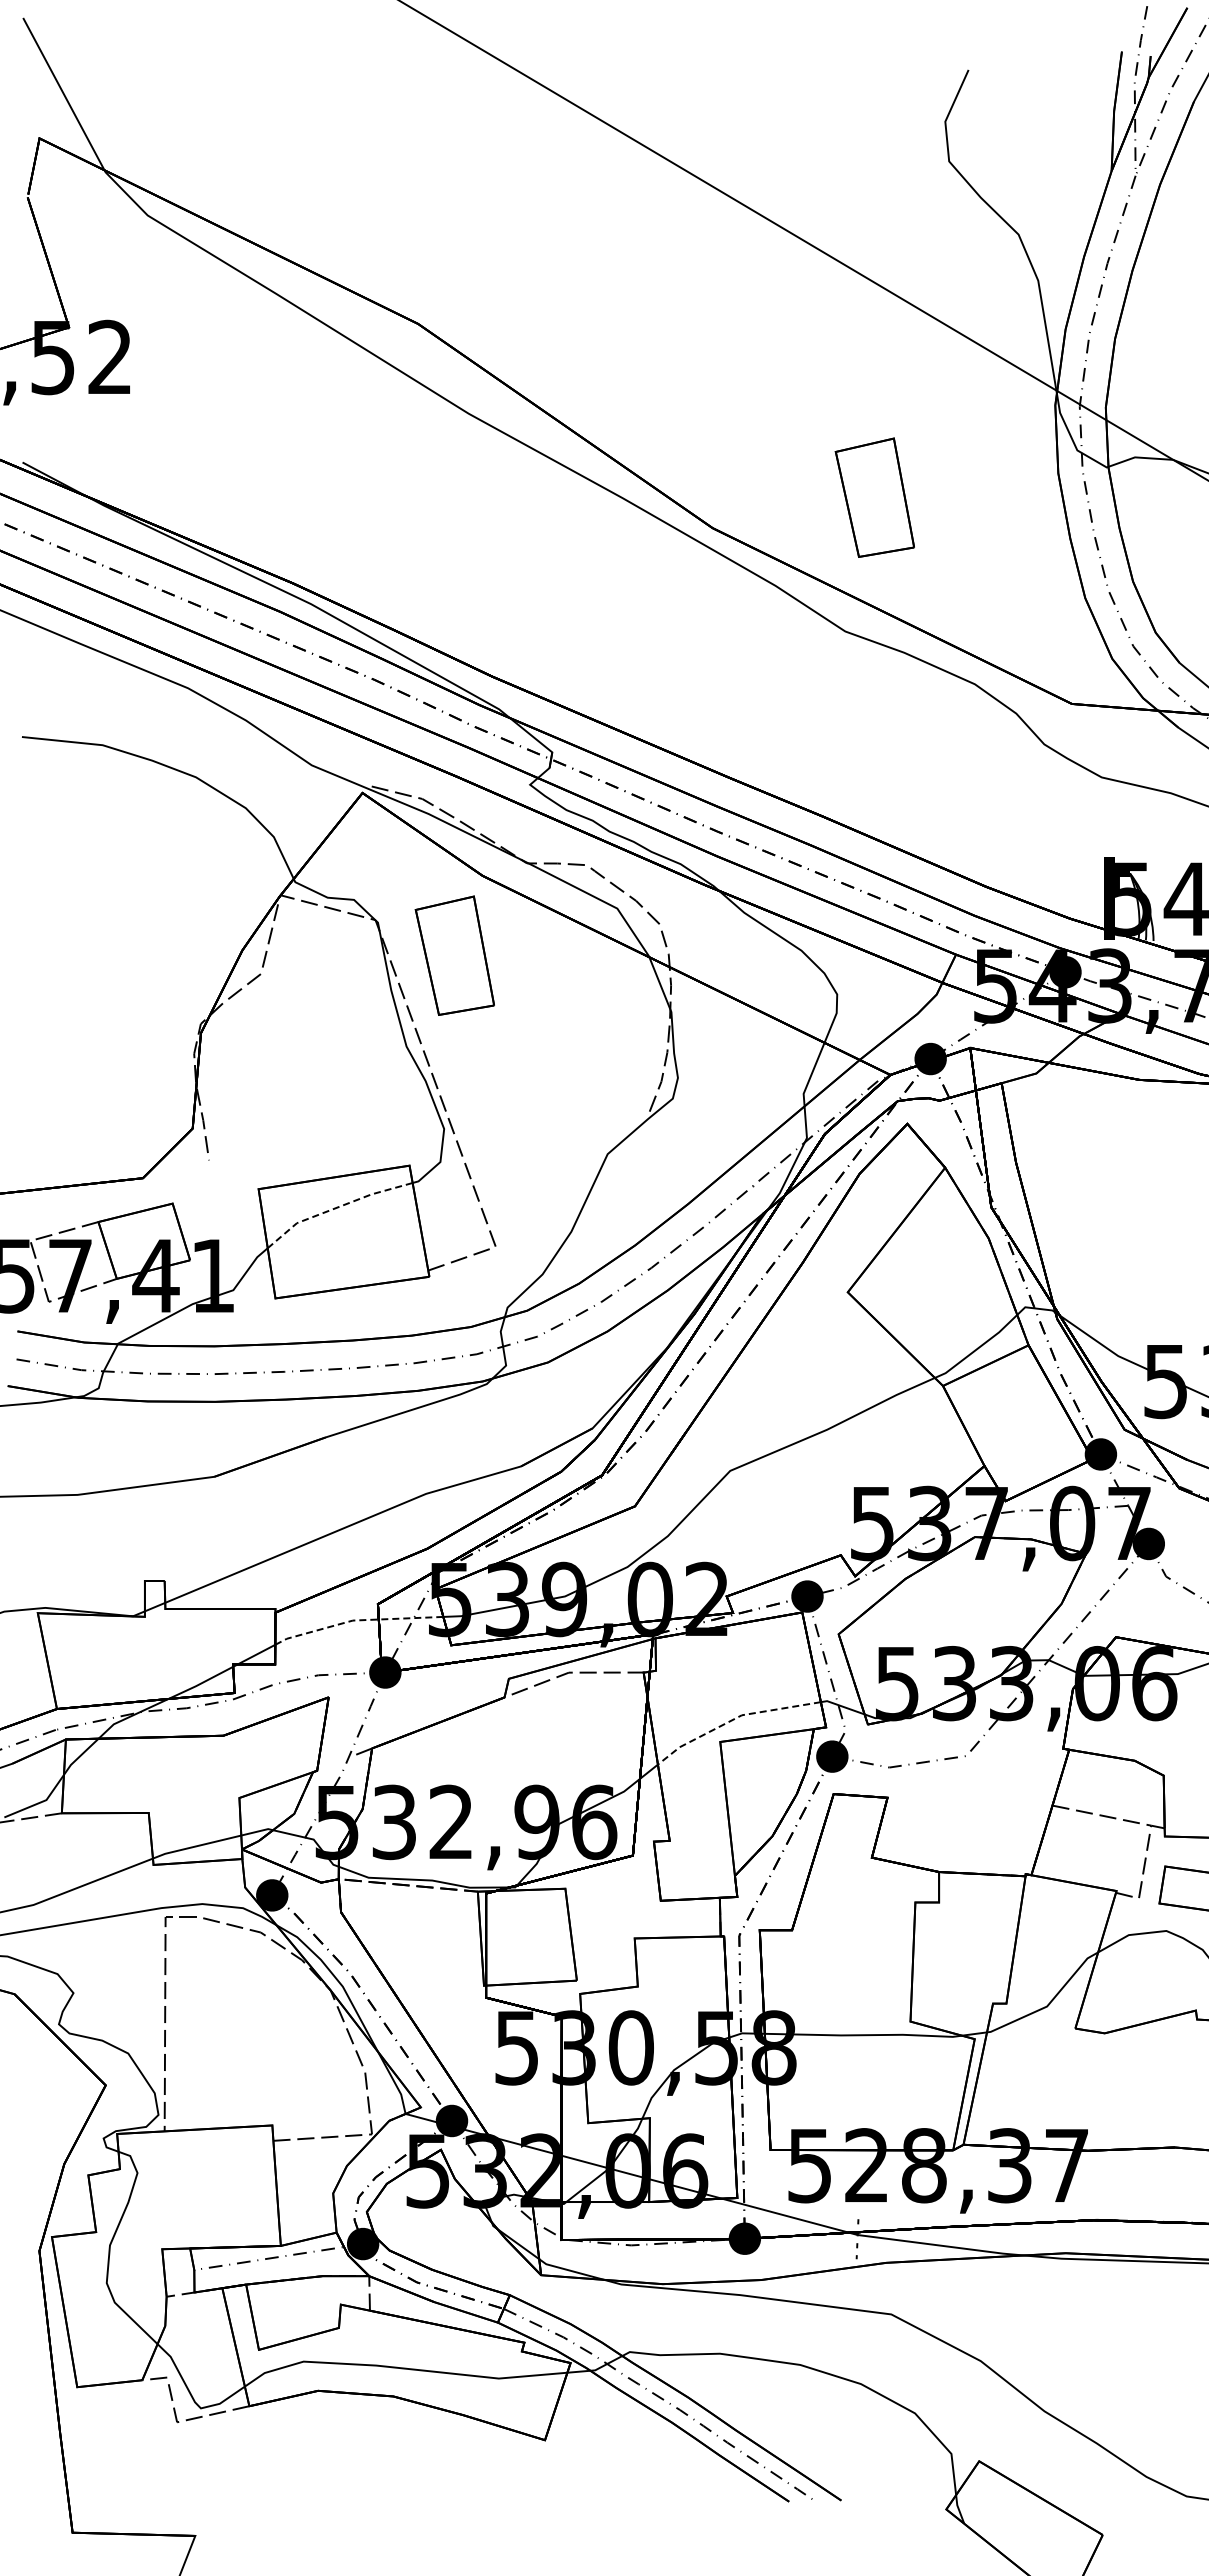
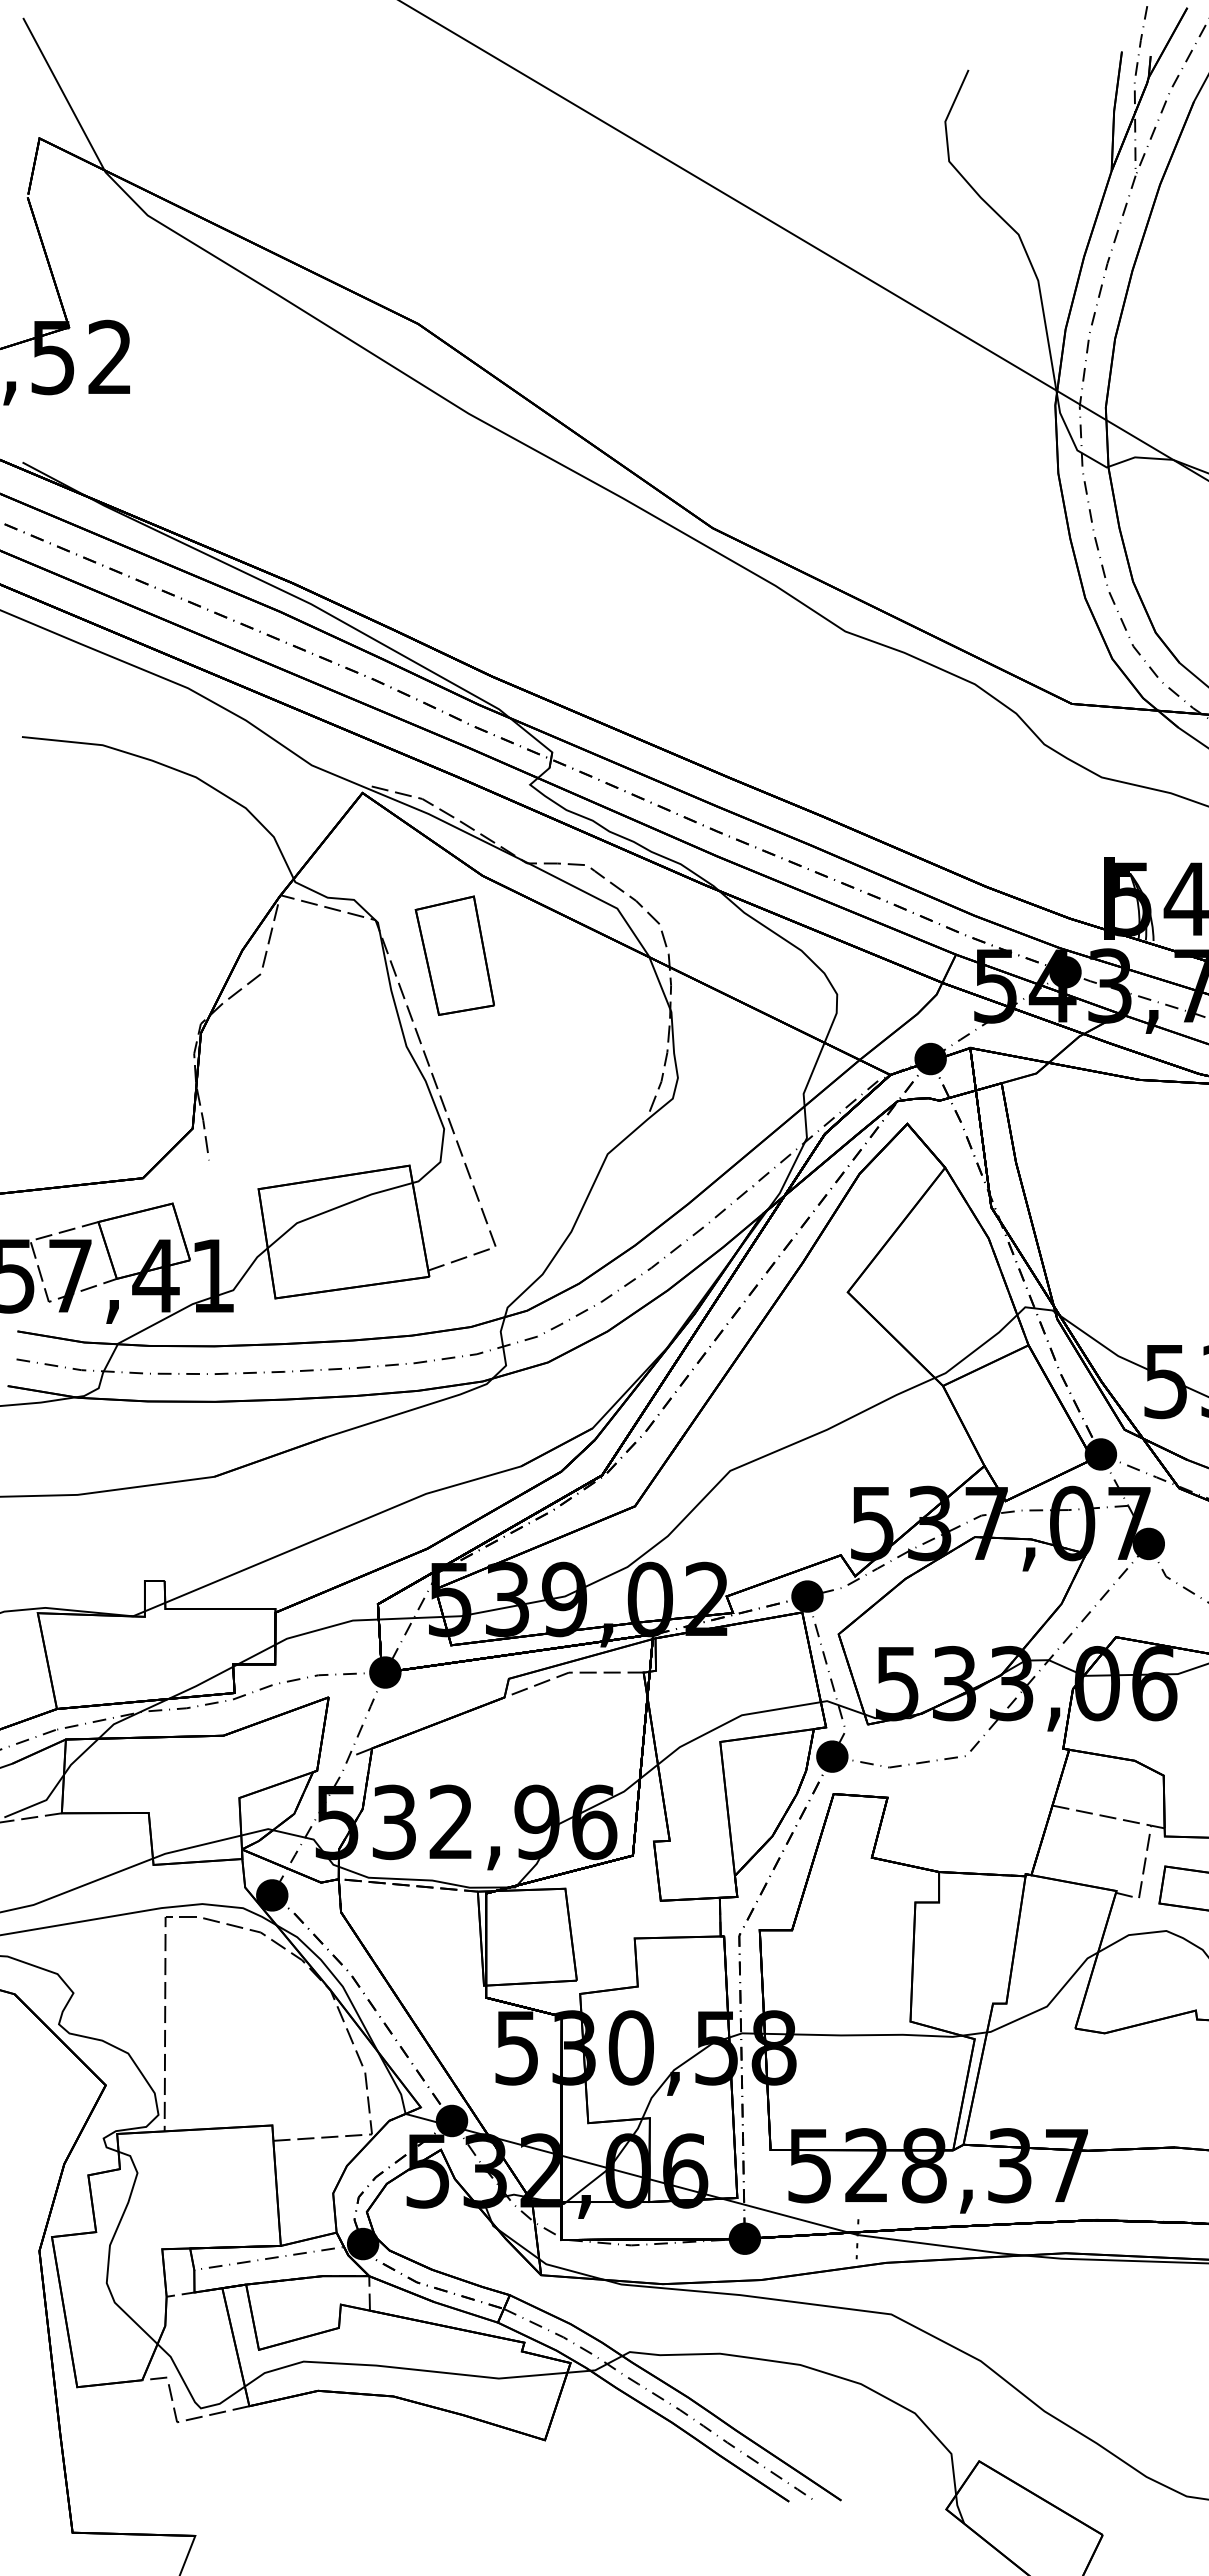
part: present -> none (874, 497)
line: dashed -> solid (336, 1208)
line: dashed -> solid (355, 1620)
line: dashed -> solid (733, 1719)
